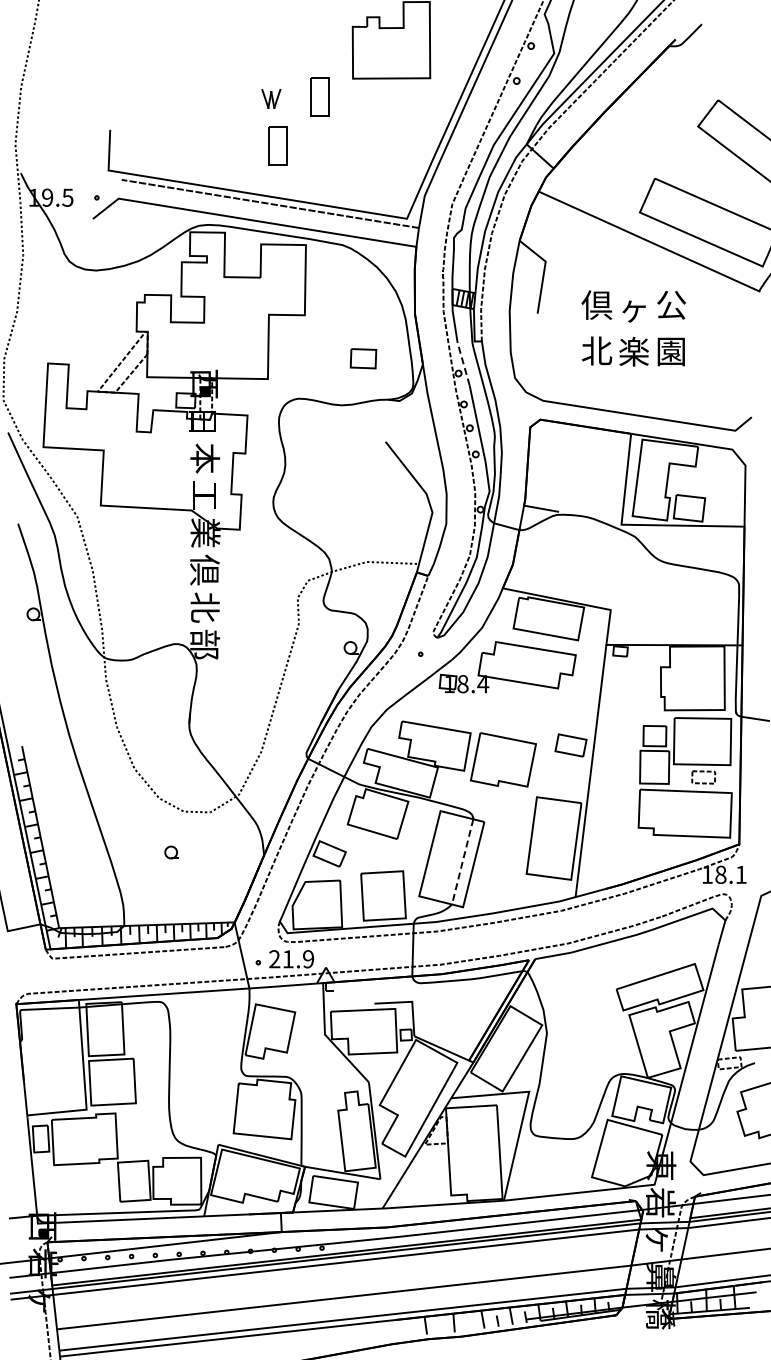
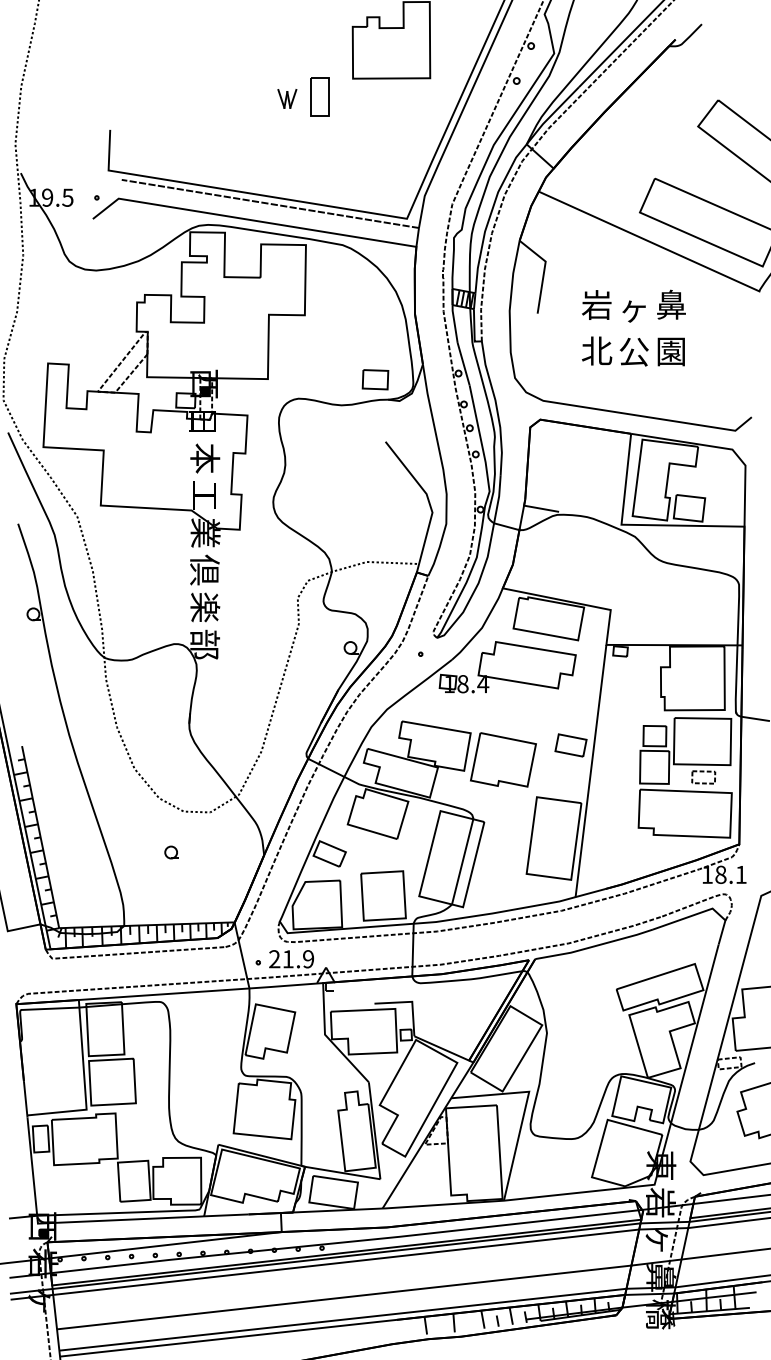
part position: (271, 98) -> (287, 98) (287, 98)
part: present -> none (277, 145)
text: 倶 -> 岩 (596, 304)
text: 公 -> 鼻 (671, 304)
text: 楽 -> 公 (633, 351)
part position: (363, 358) -> (375, 379) (375, 379)
line: dashed -> solid (463, 363)
text: 北 -> 楽 (205, 607)
line: dashed -> solid (462, 861)
